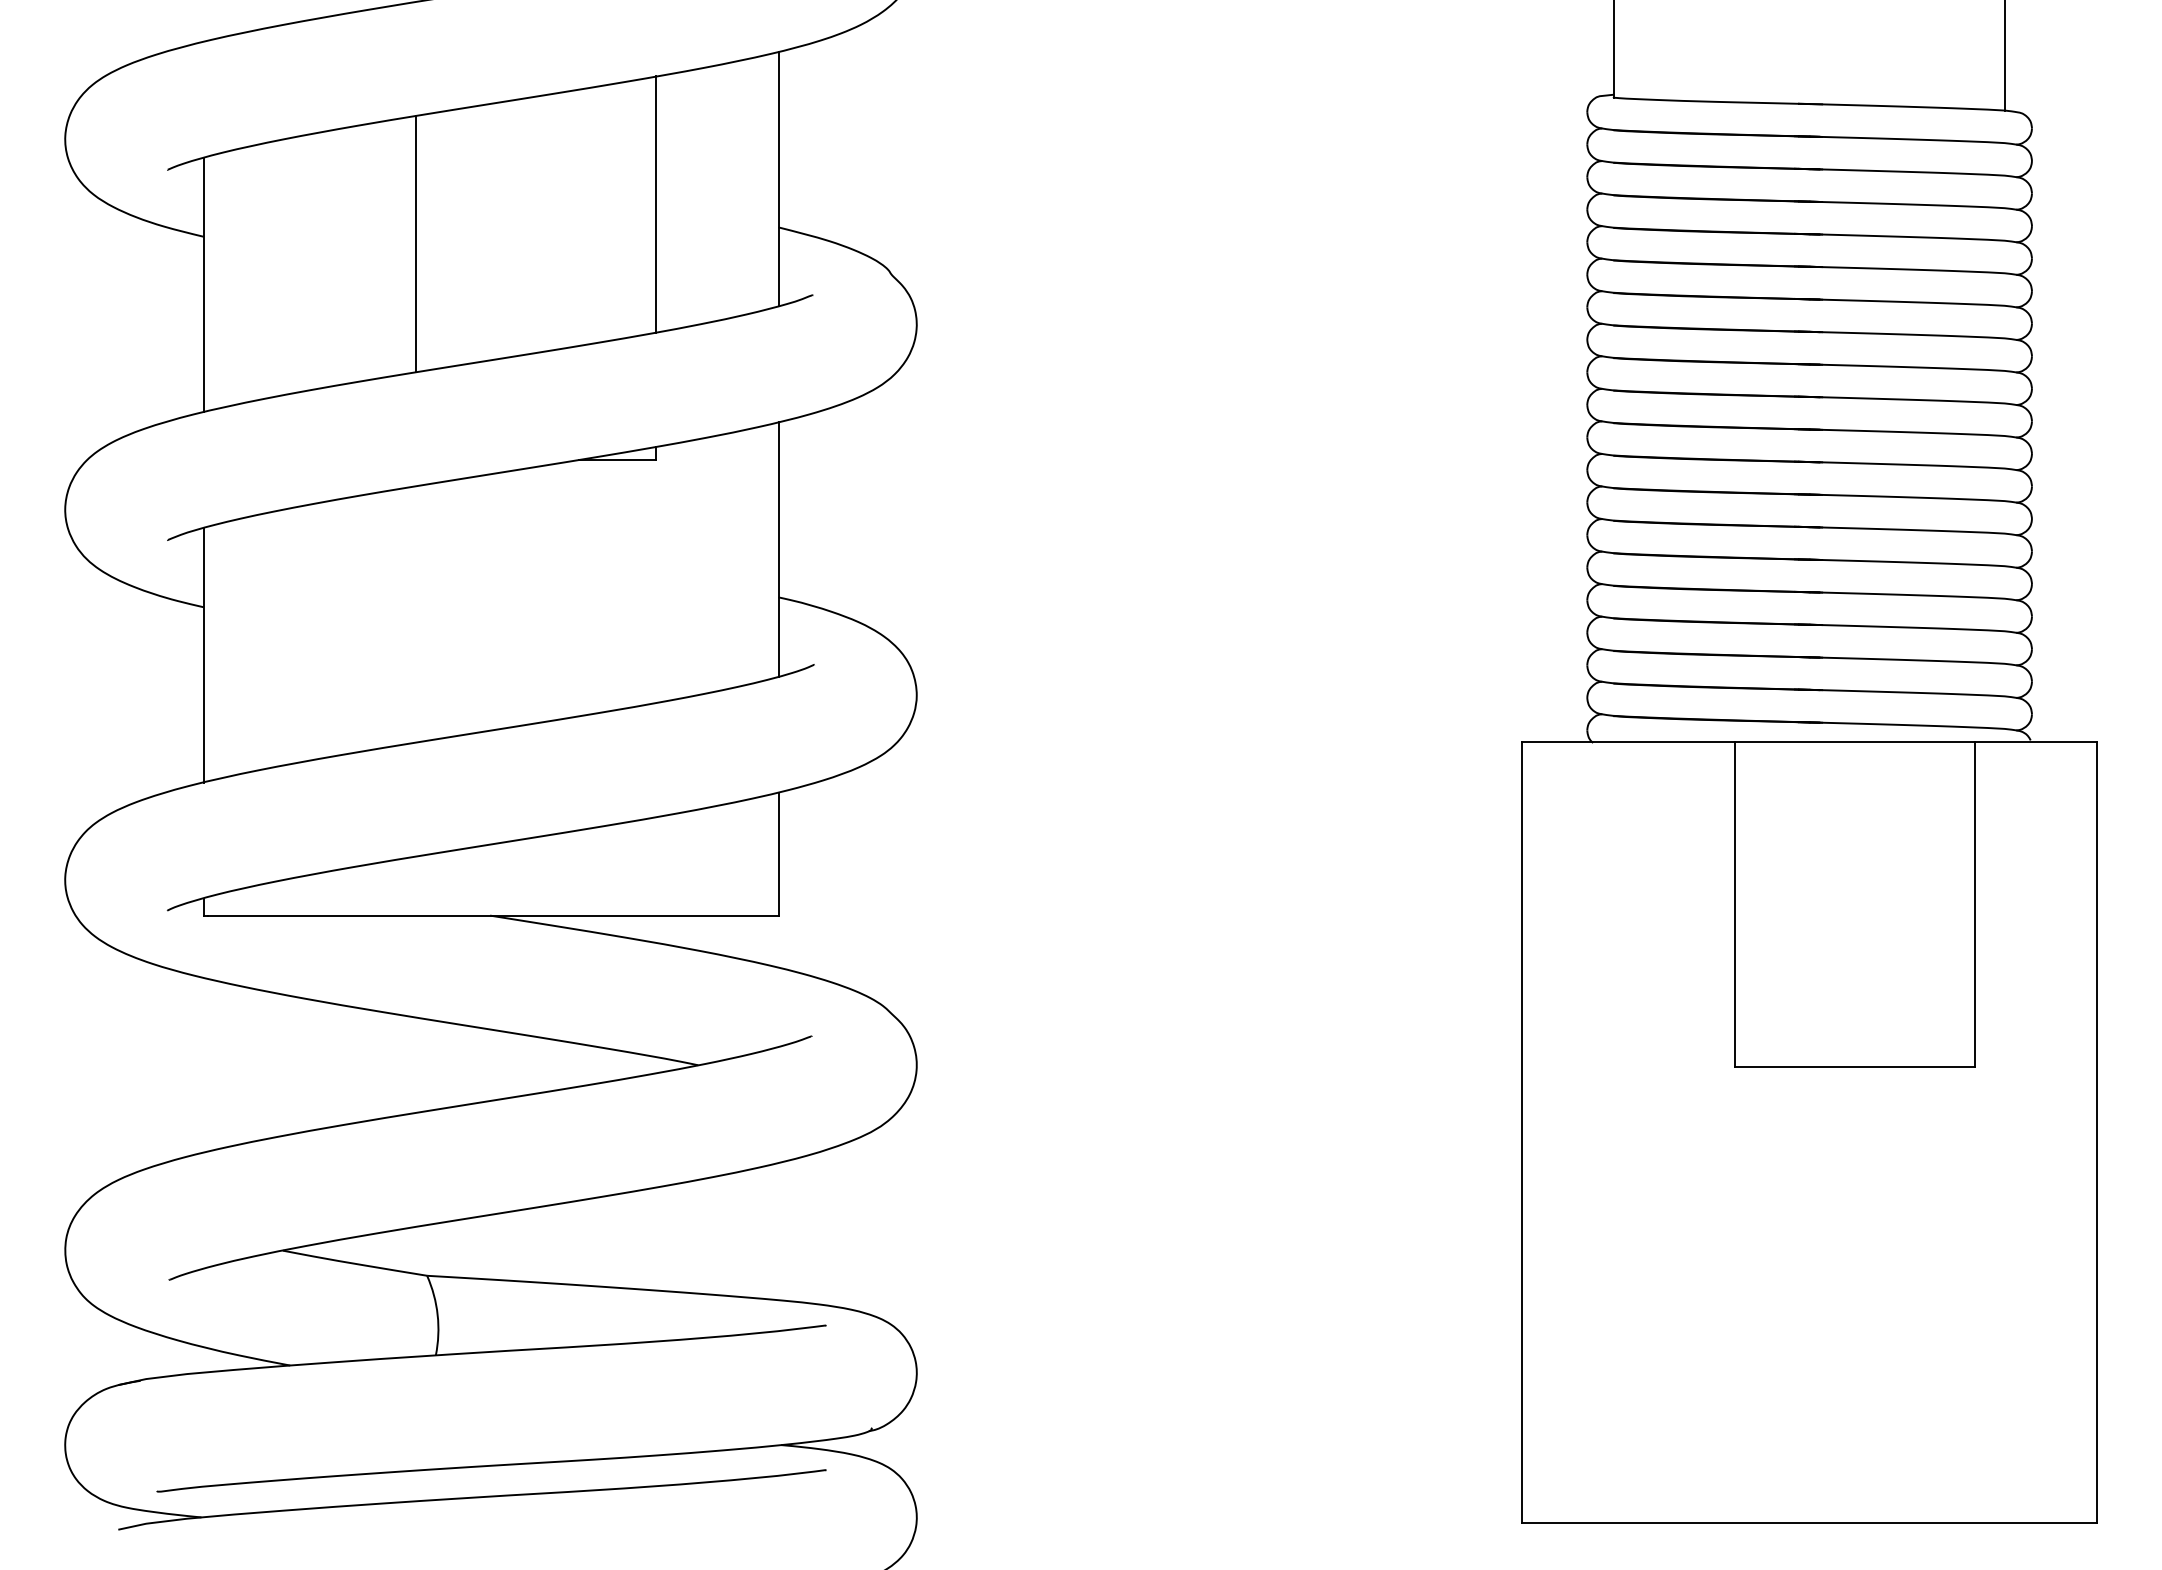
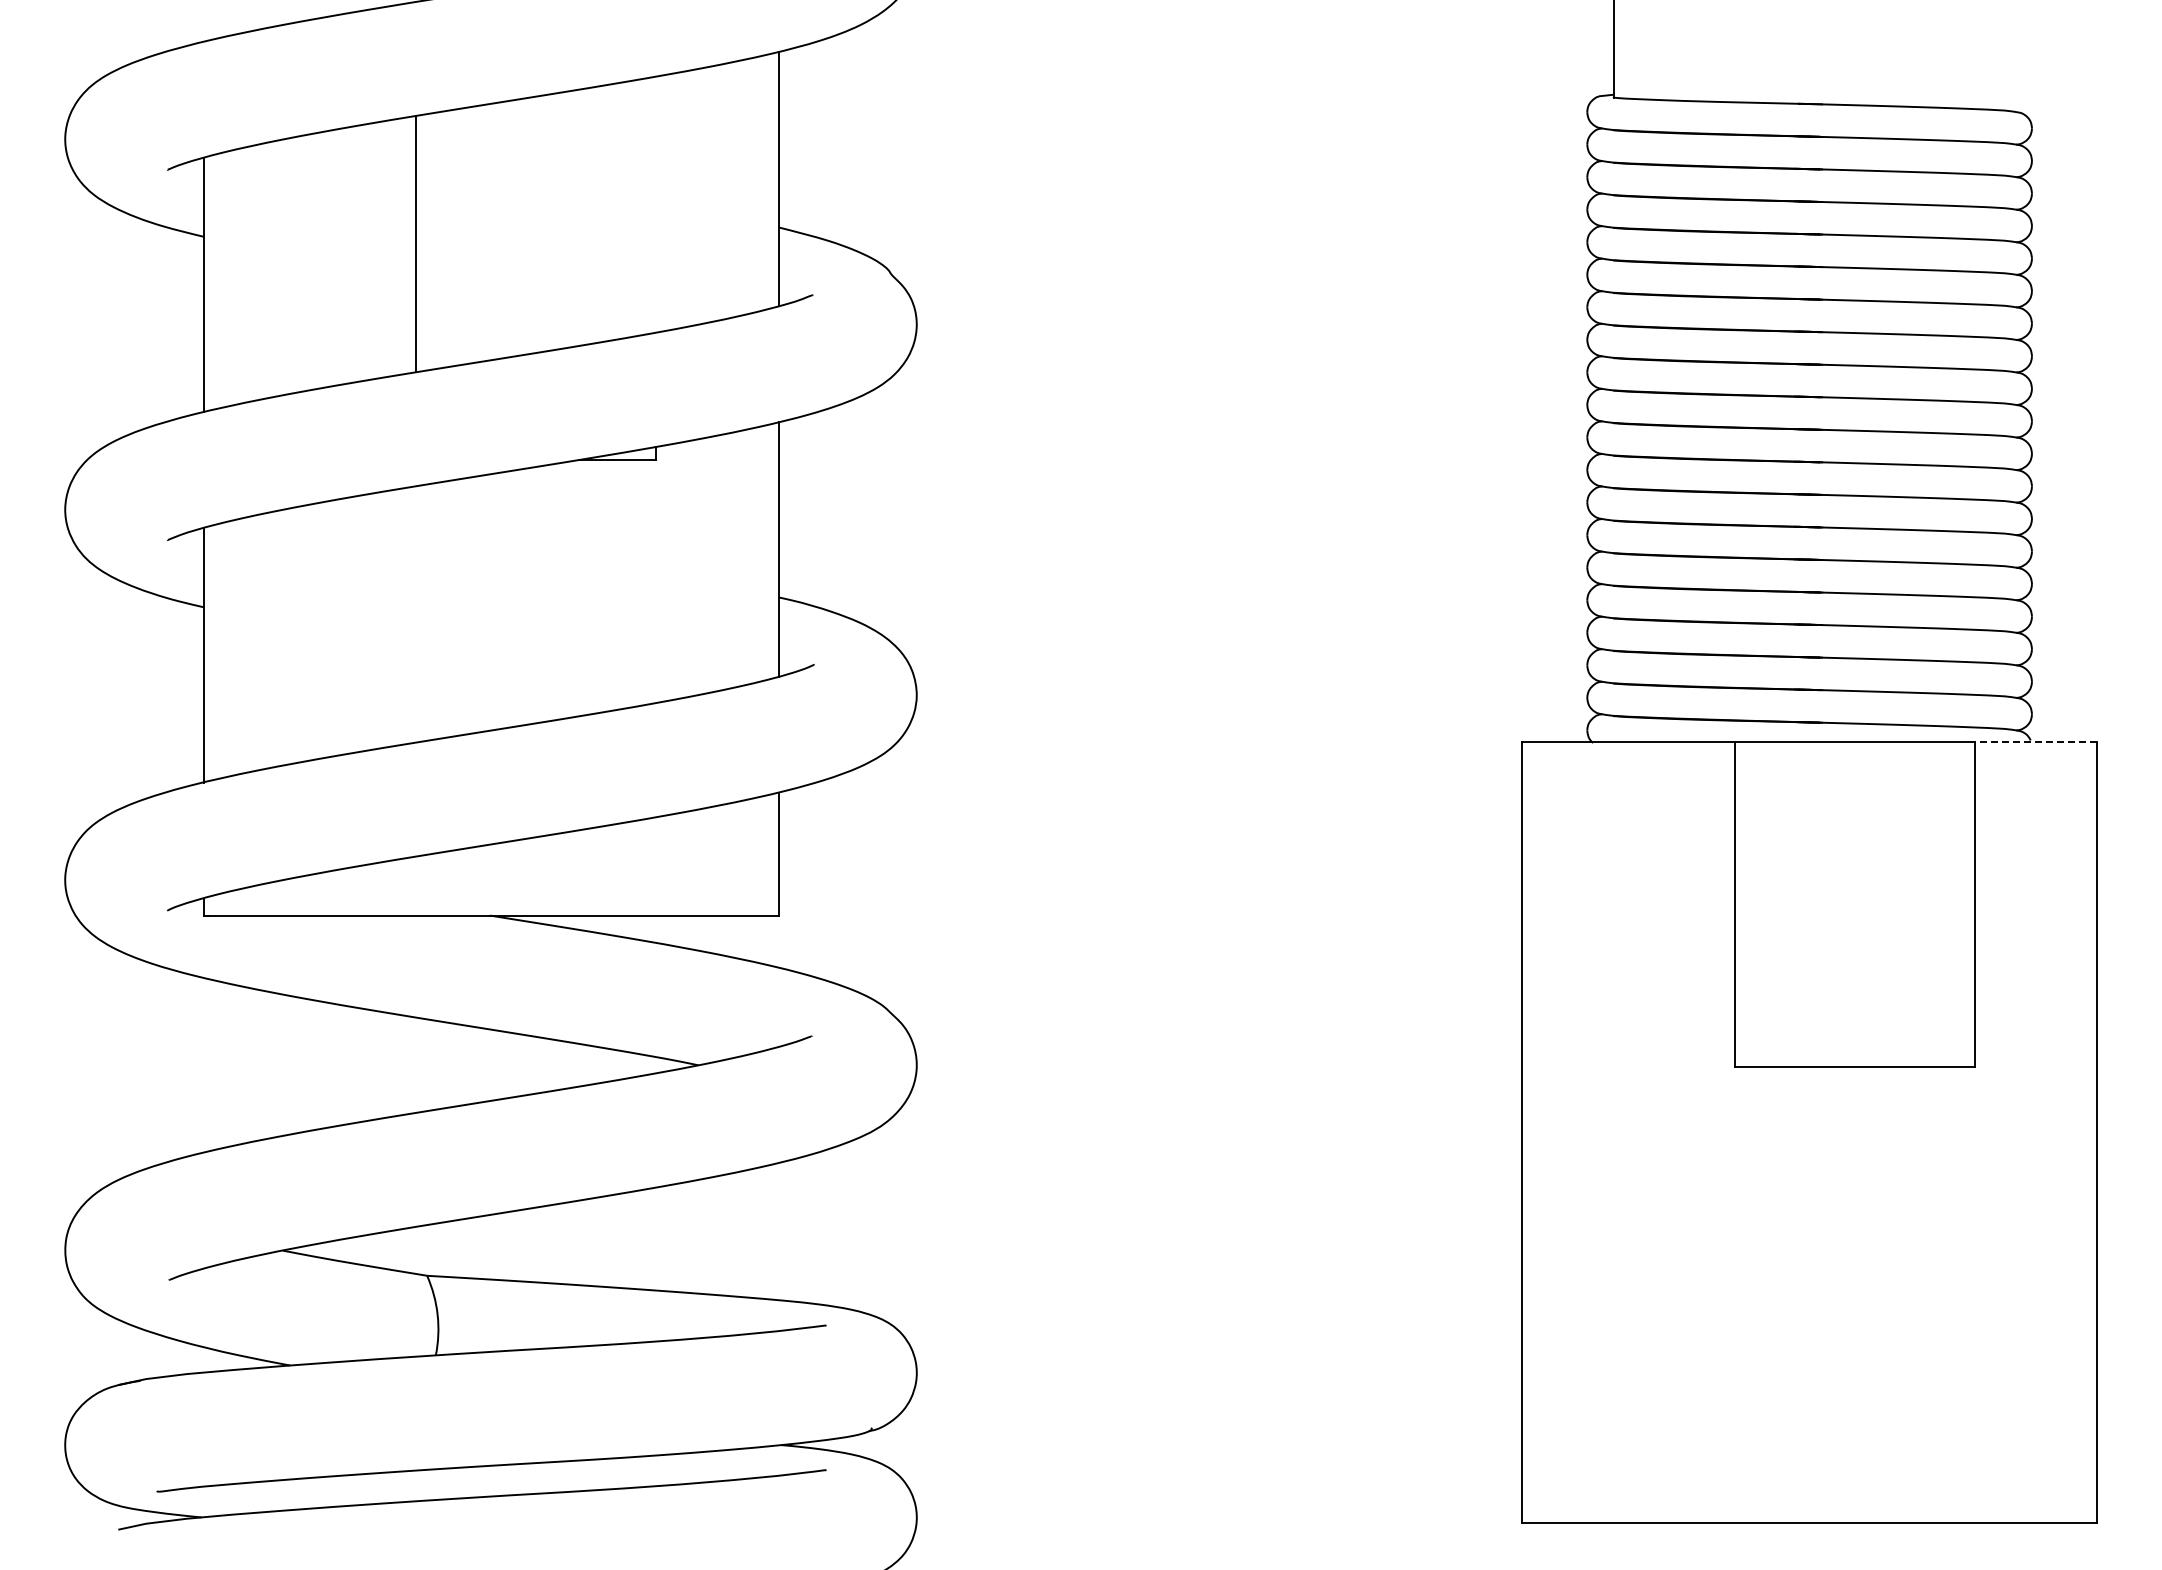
line: present -> none (2004, 56)
line: present -> none (656, 204)
line: solid -> dashed (2035, 742)
